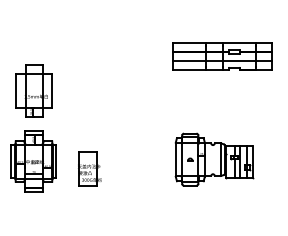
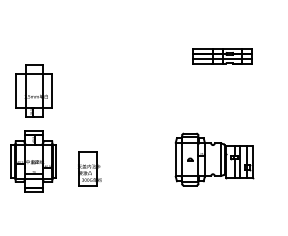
part size: 101x29 px -> 61x17 px (222, 56)
